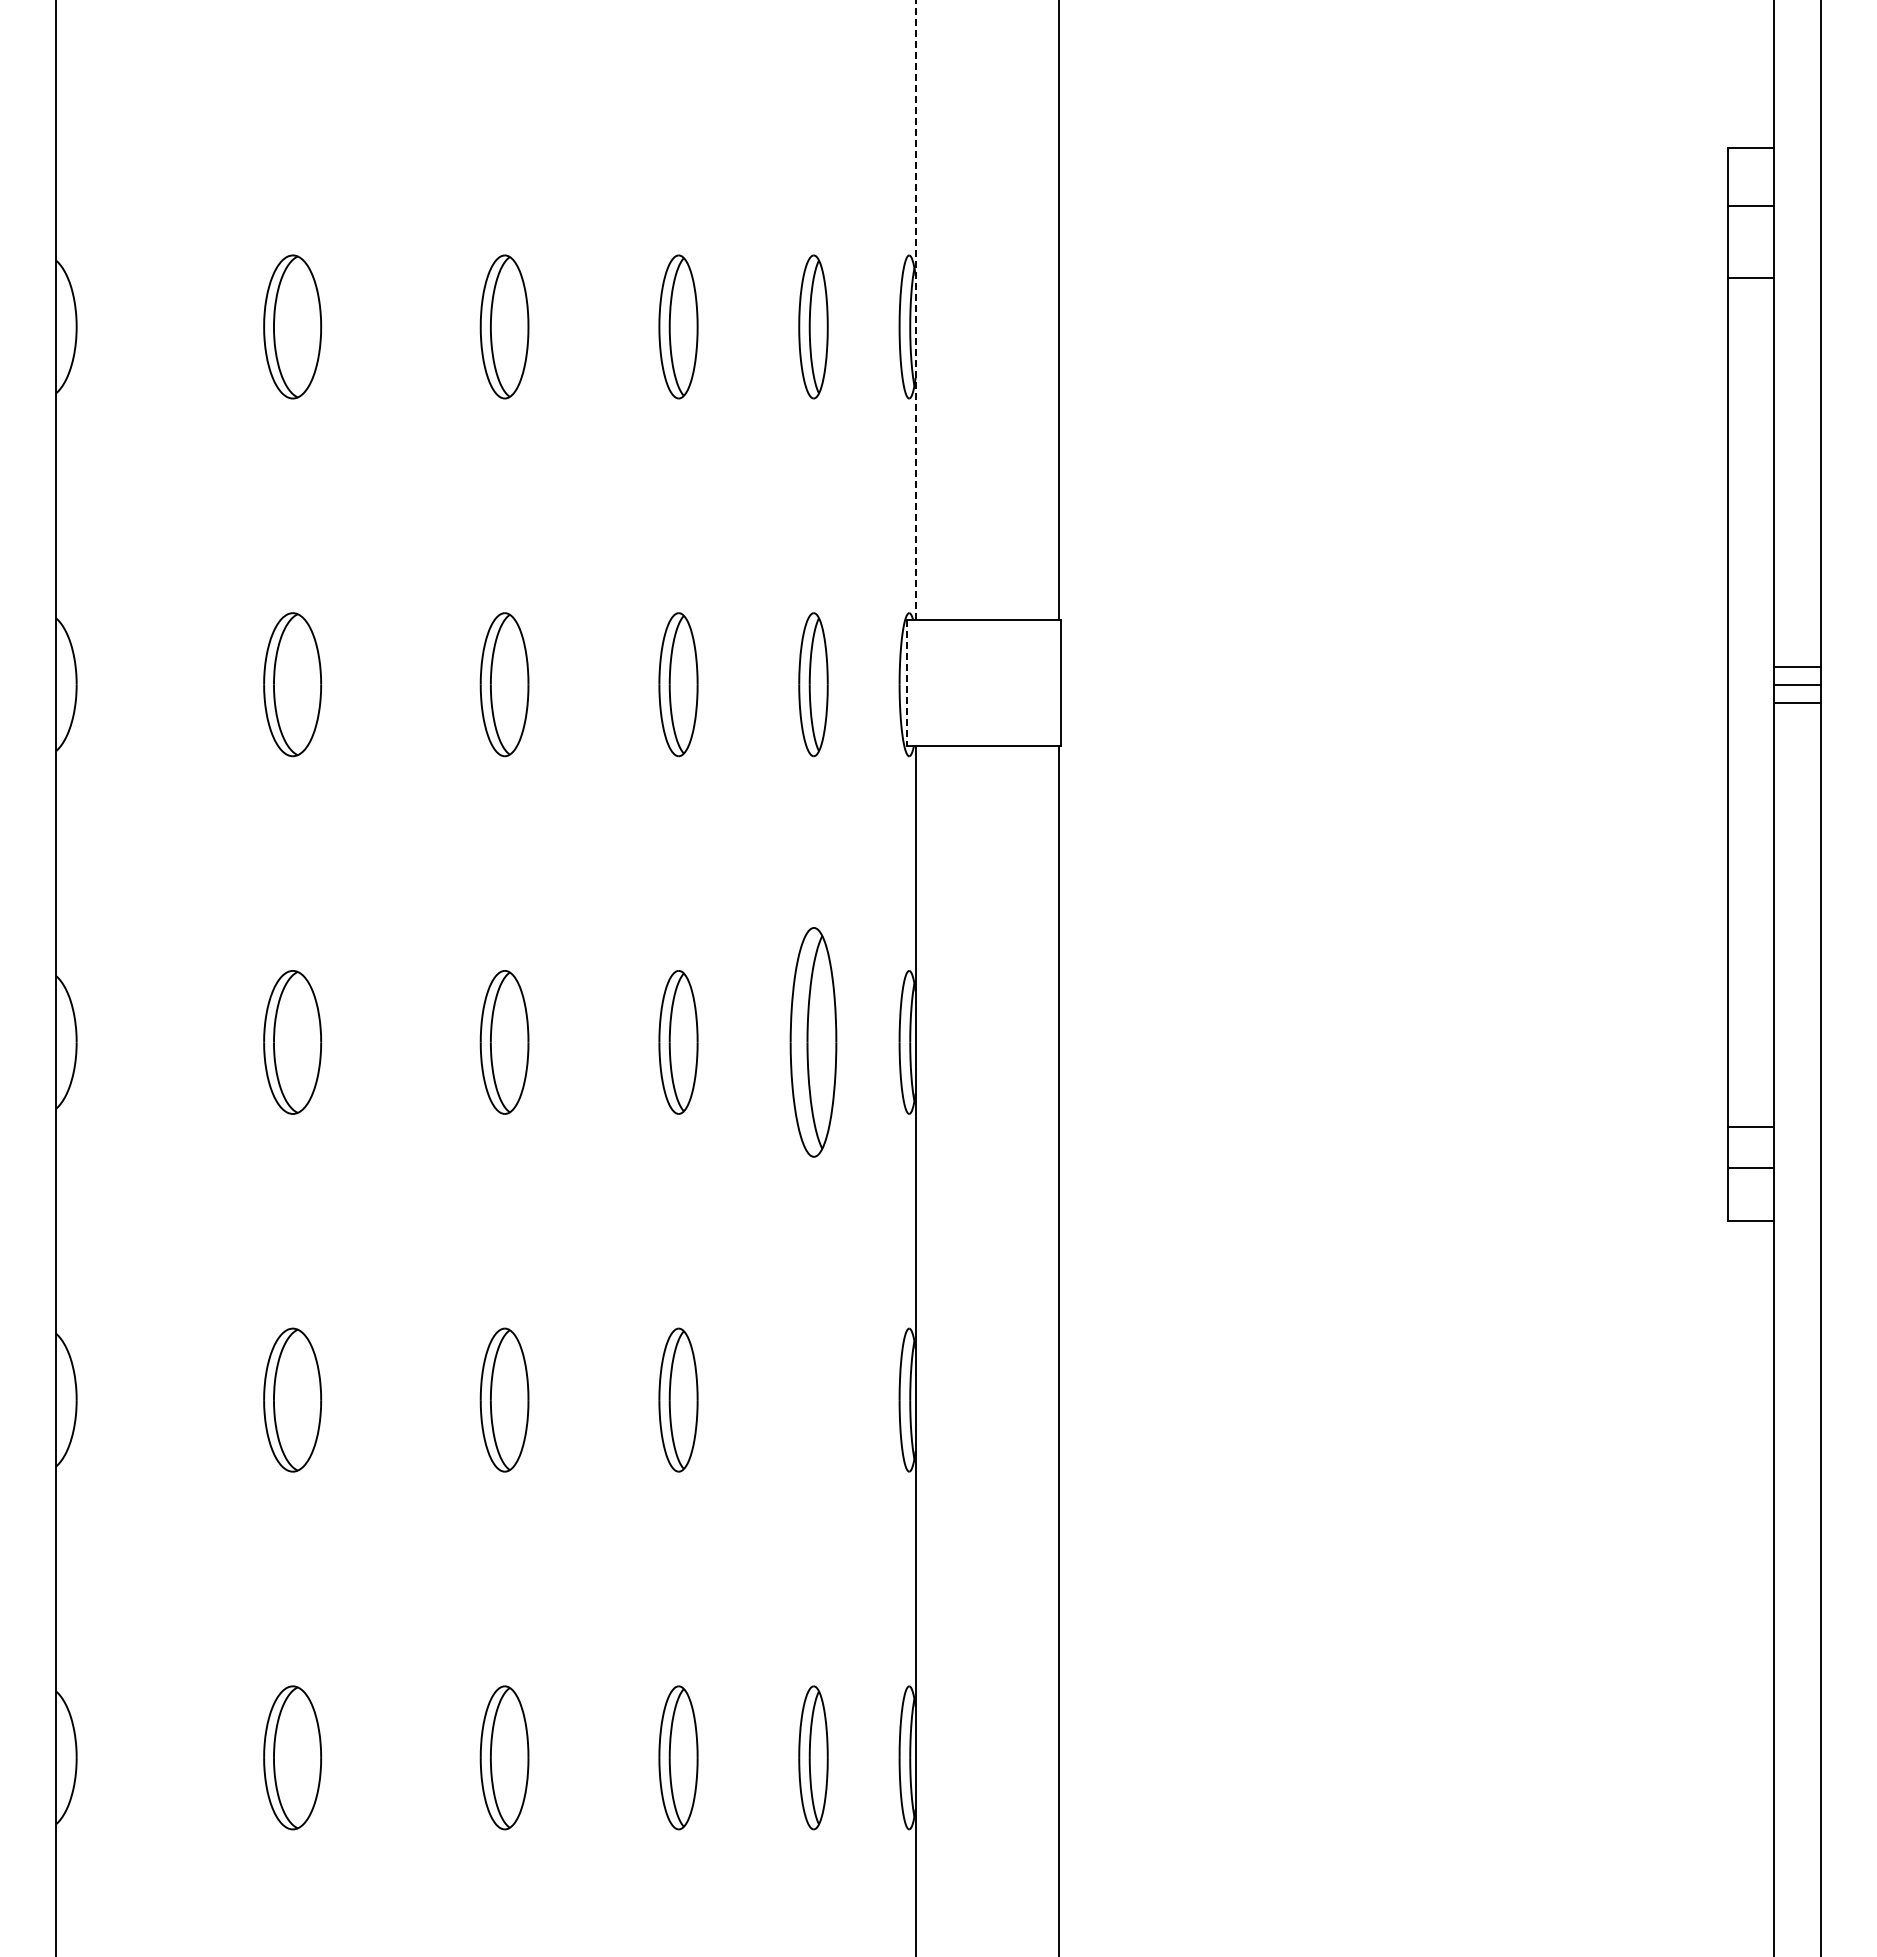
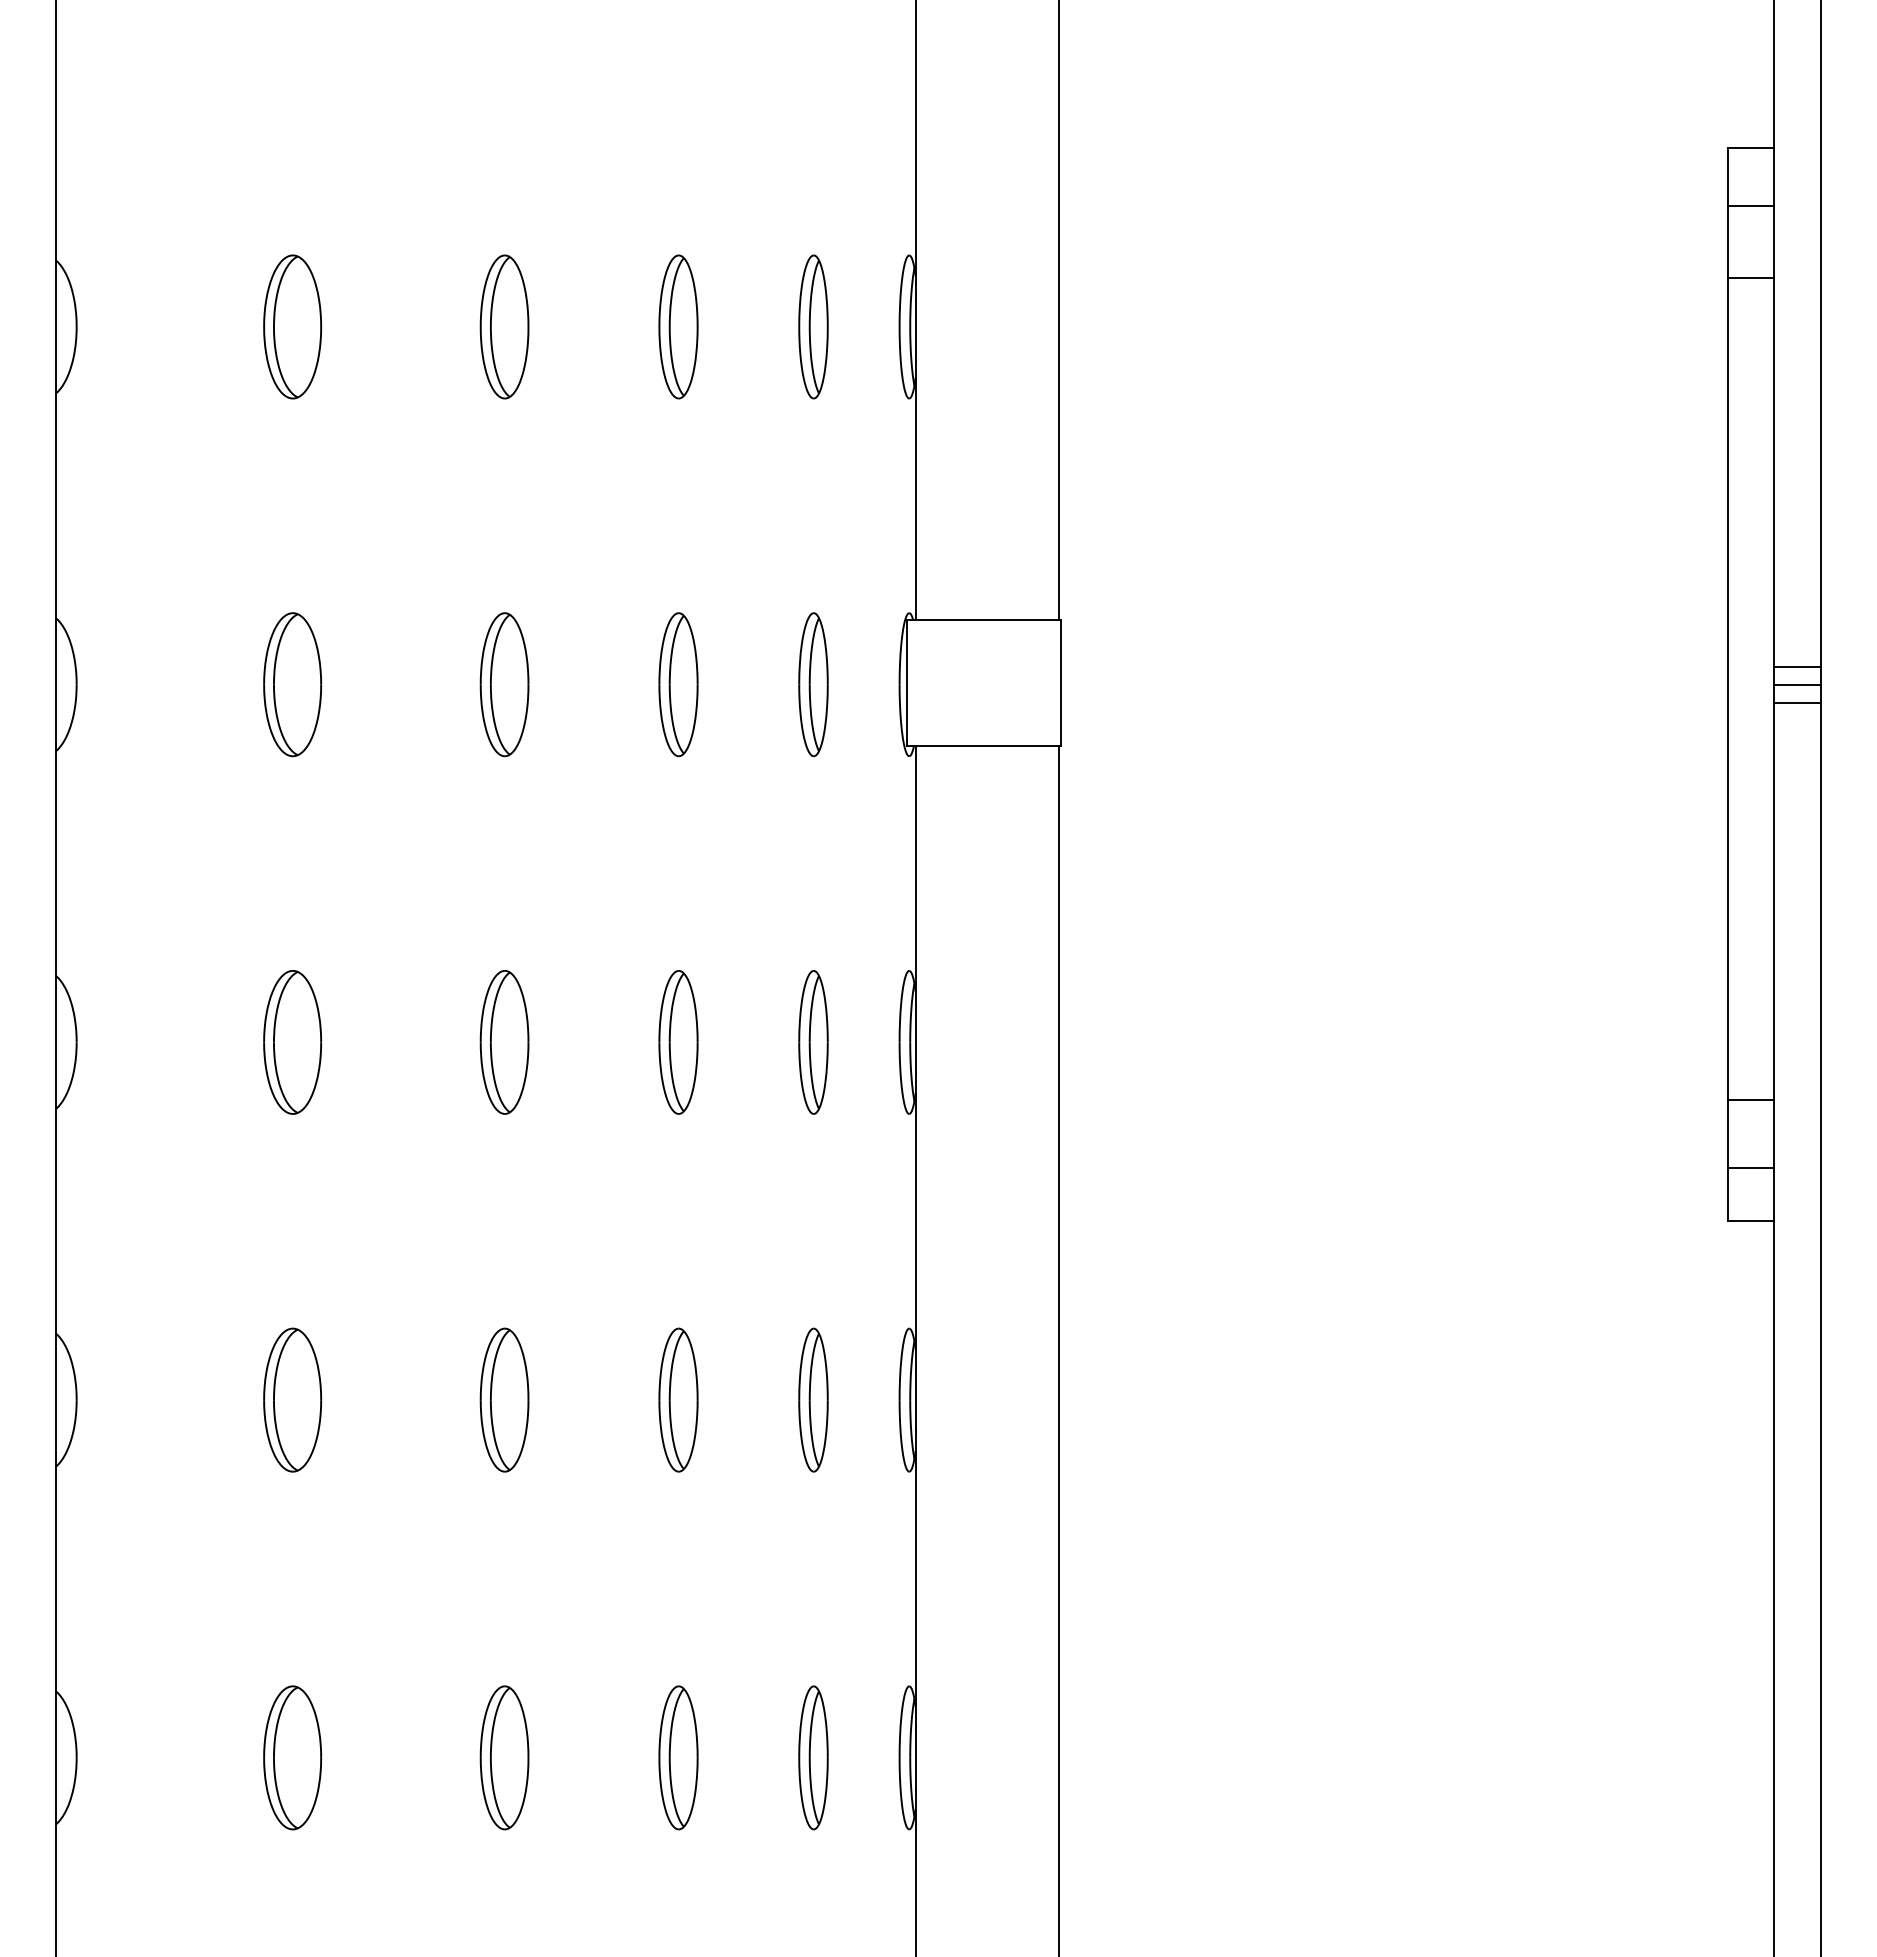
line: dashed -> solid (915, 310)
line: dashed -> solid (907, 682)
part size: 49x231 px -> 31x145 px (813, 1042)
line position: (1750, 1127) -> (1750, 1100) (1750, 1100)
part: none -> present (813, 1399)
